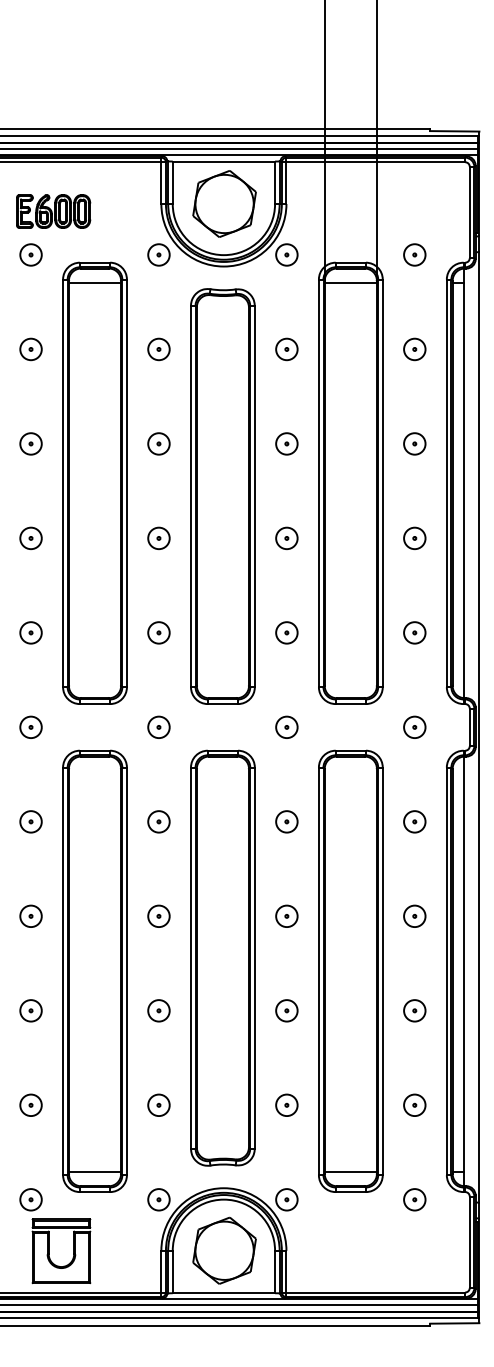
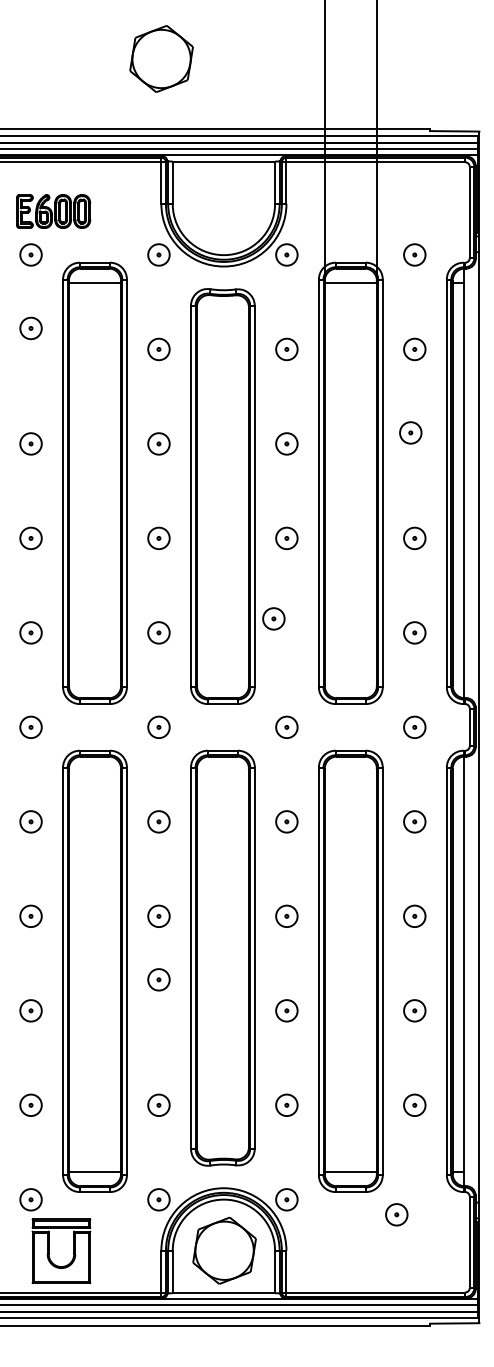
part position: (224, 203) -> (161, 58) (161, 58)
part position: (30, 349) -> (30, 328) (30, 328)
part position: (414, 443) -> (410, 432) (410, 432)
part position: (286, 632) -> (273, 618) (273, 618)
part position: (158, 1010) -> (158, 979) (158, 979)
part position: (414, 1199) -> (396, 1214) (396, 1214)
